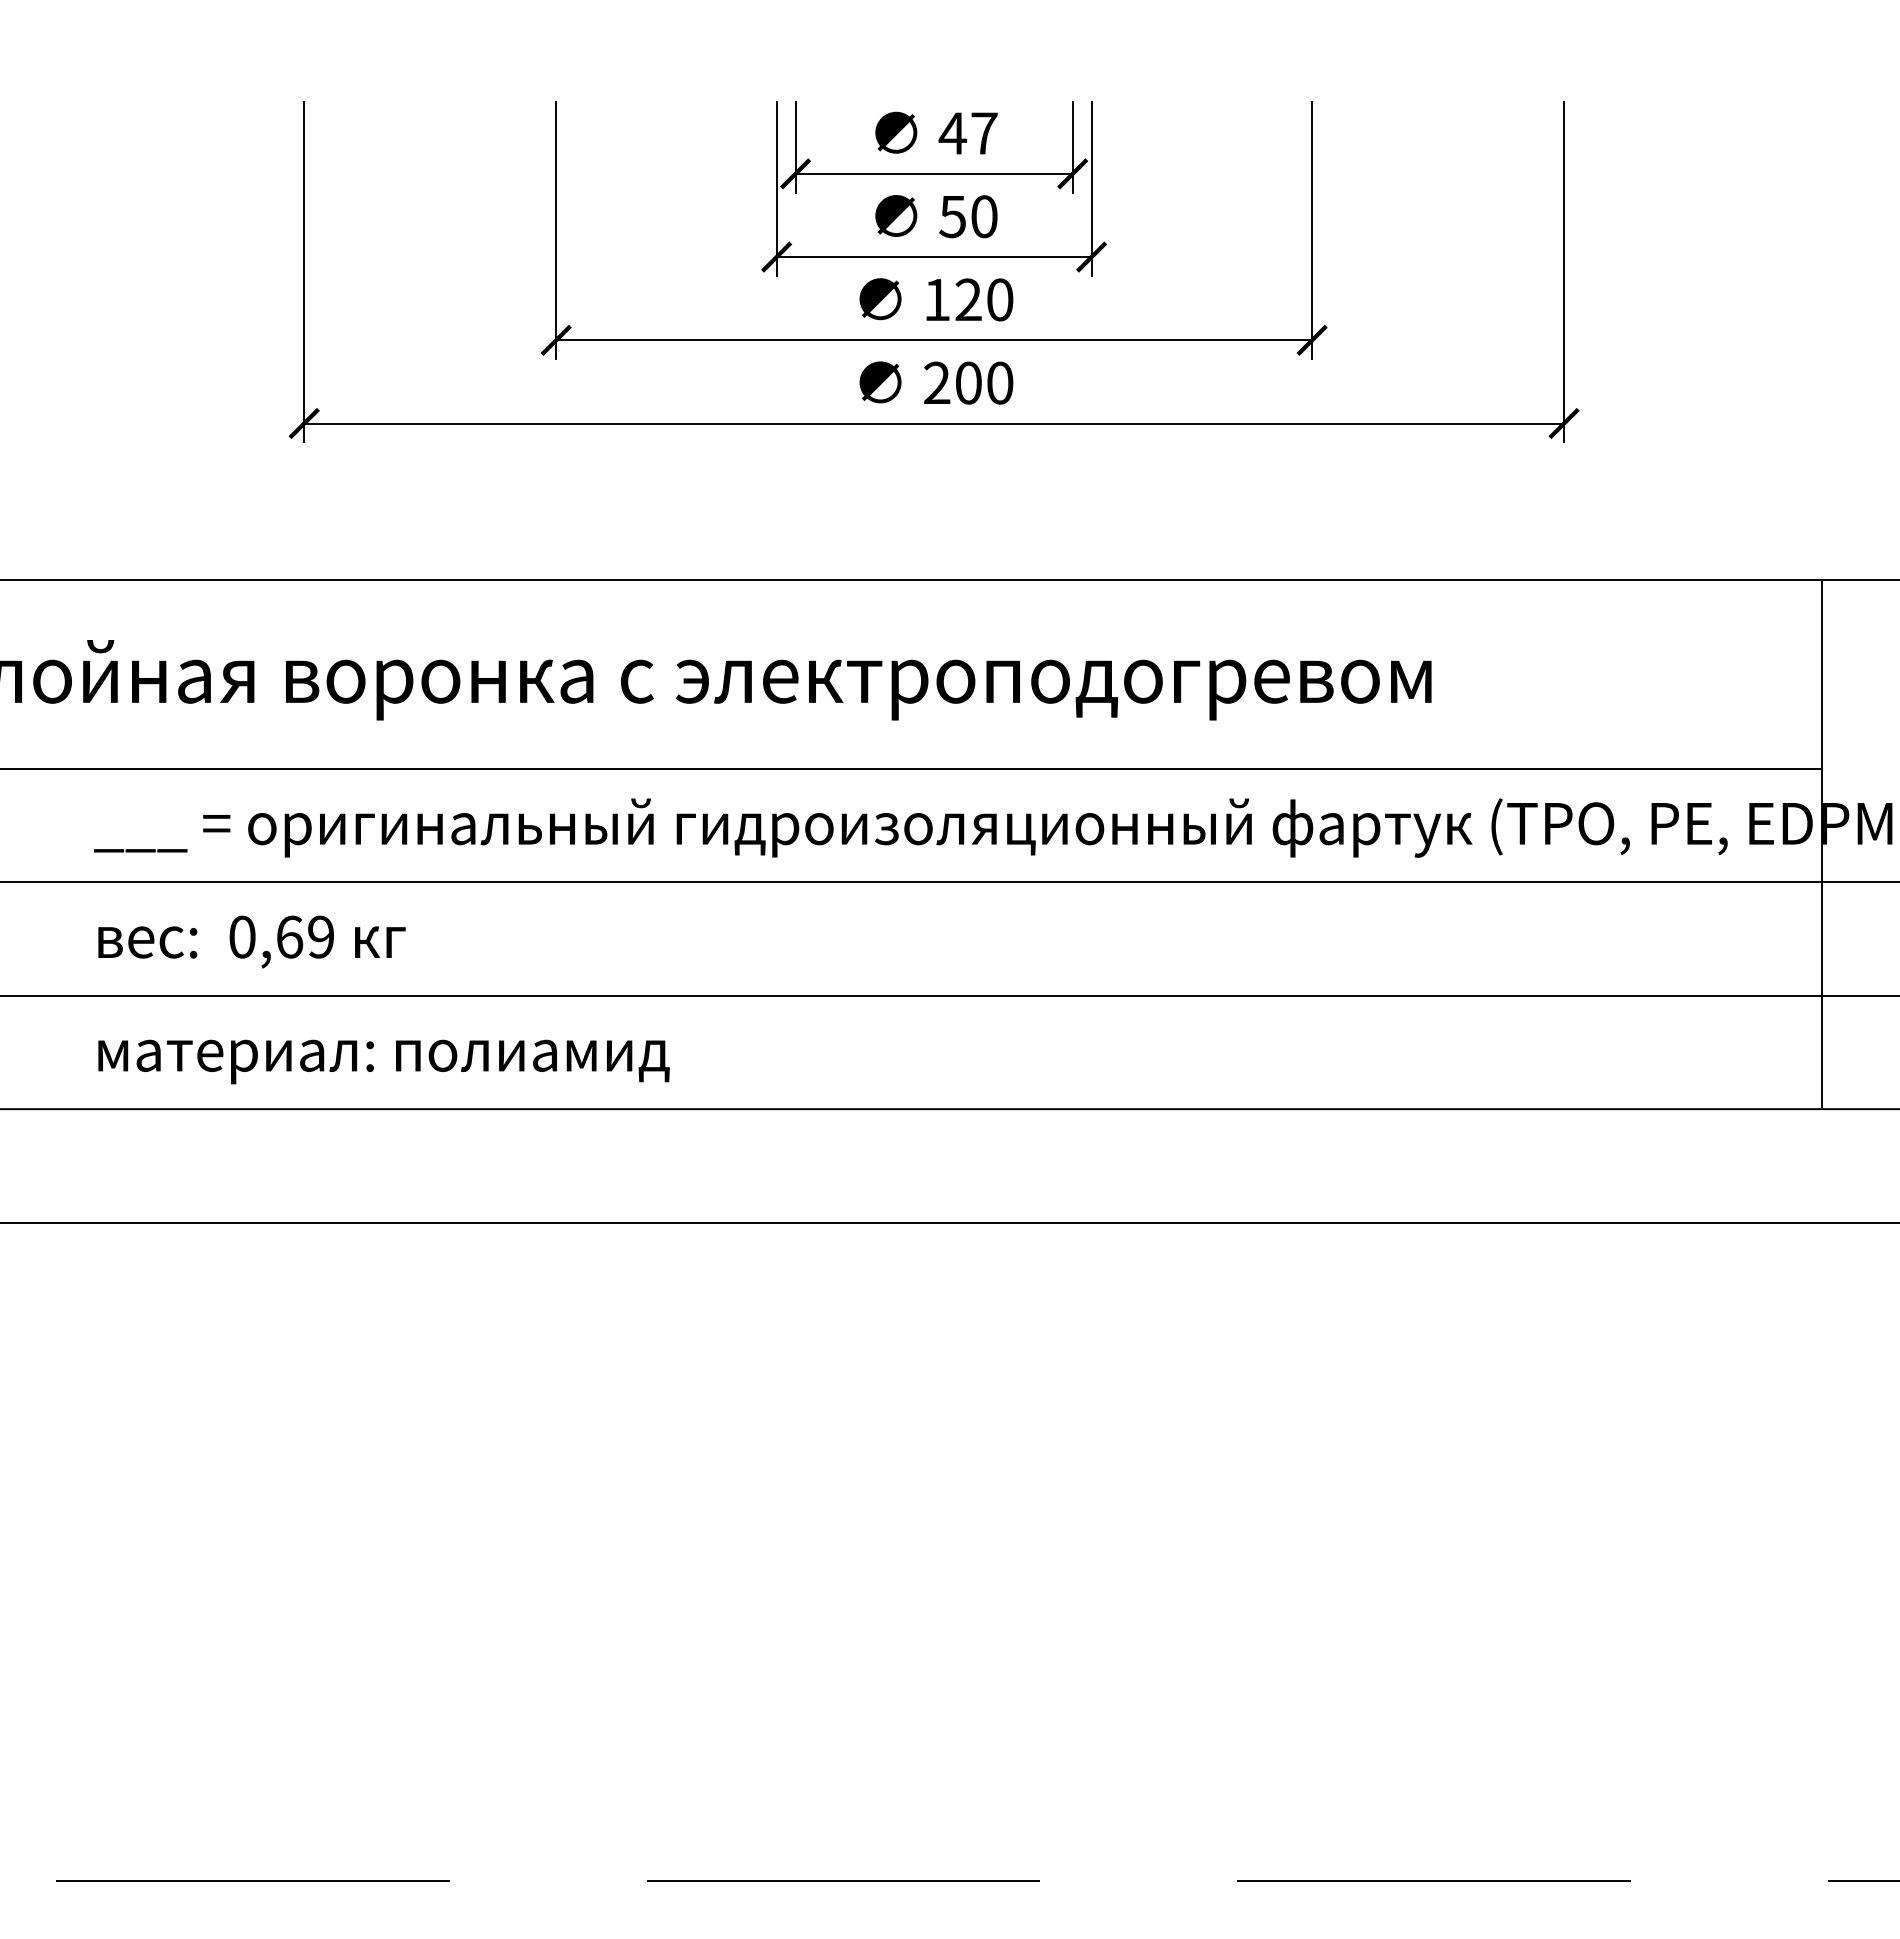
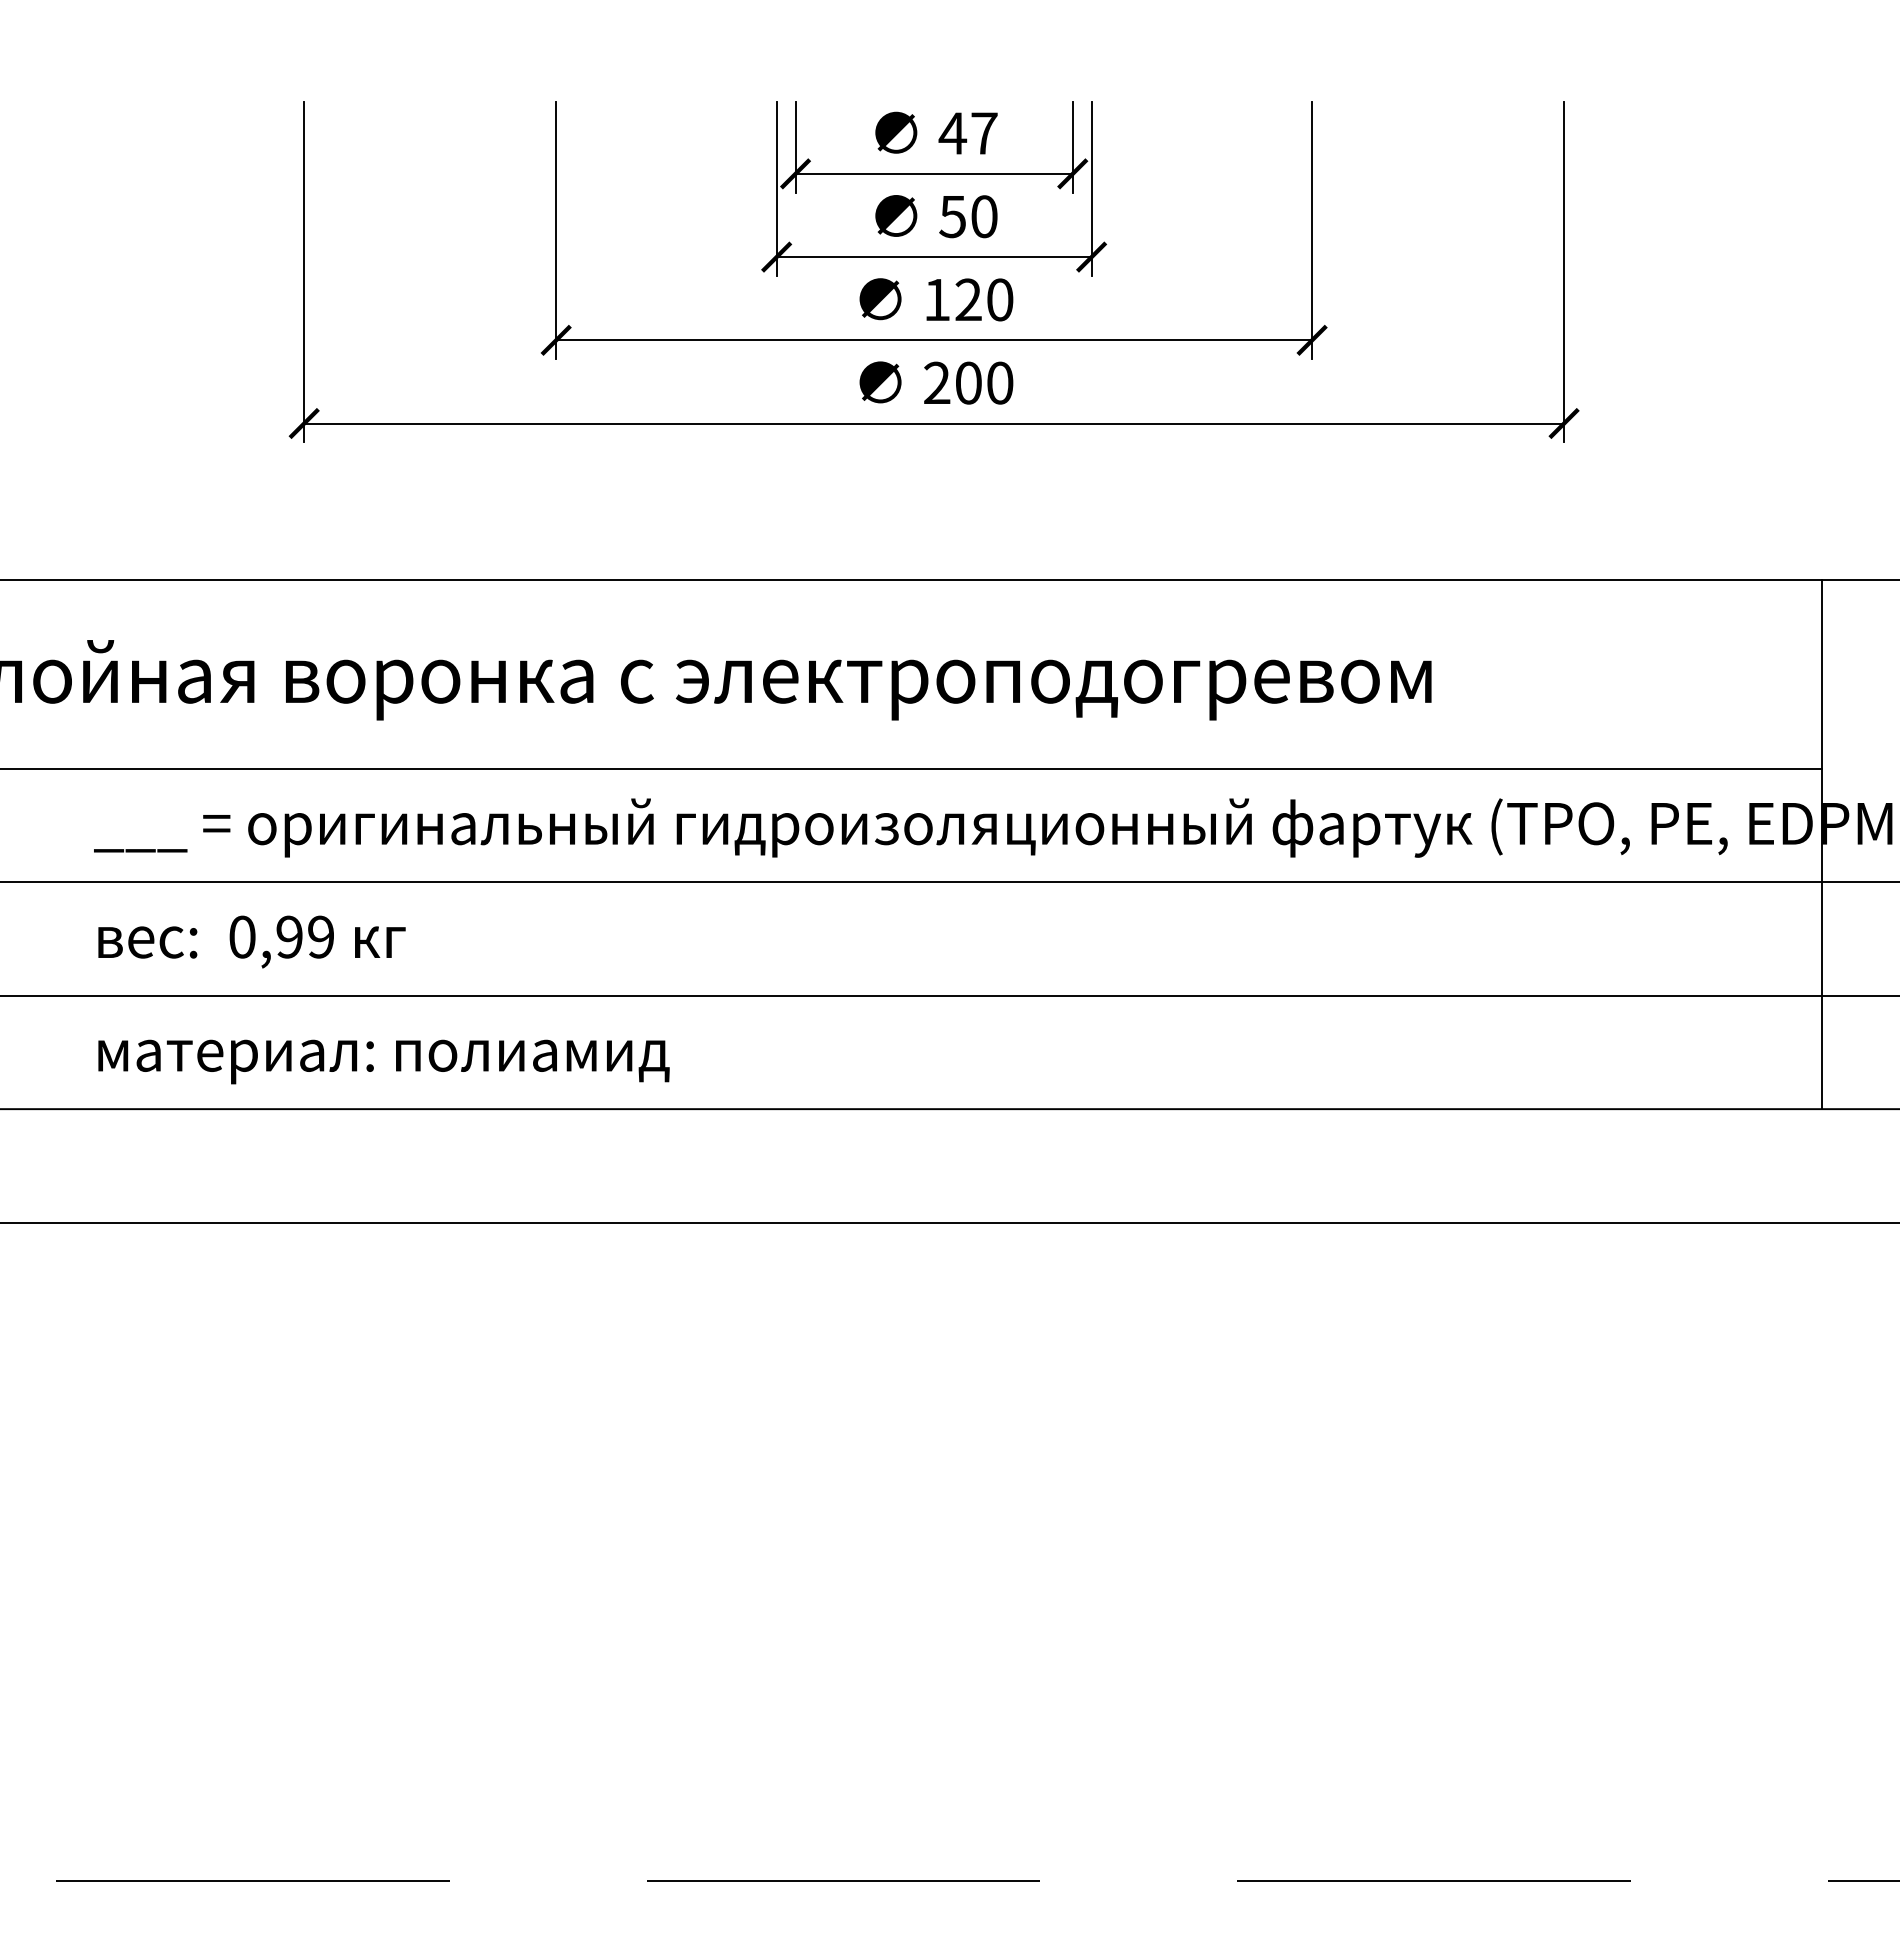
text: 0,69 -> 0,99 (289, 936)
